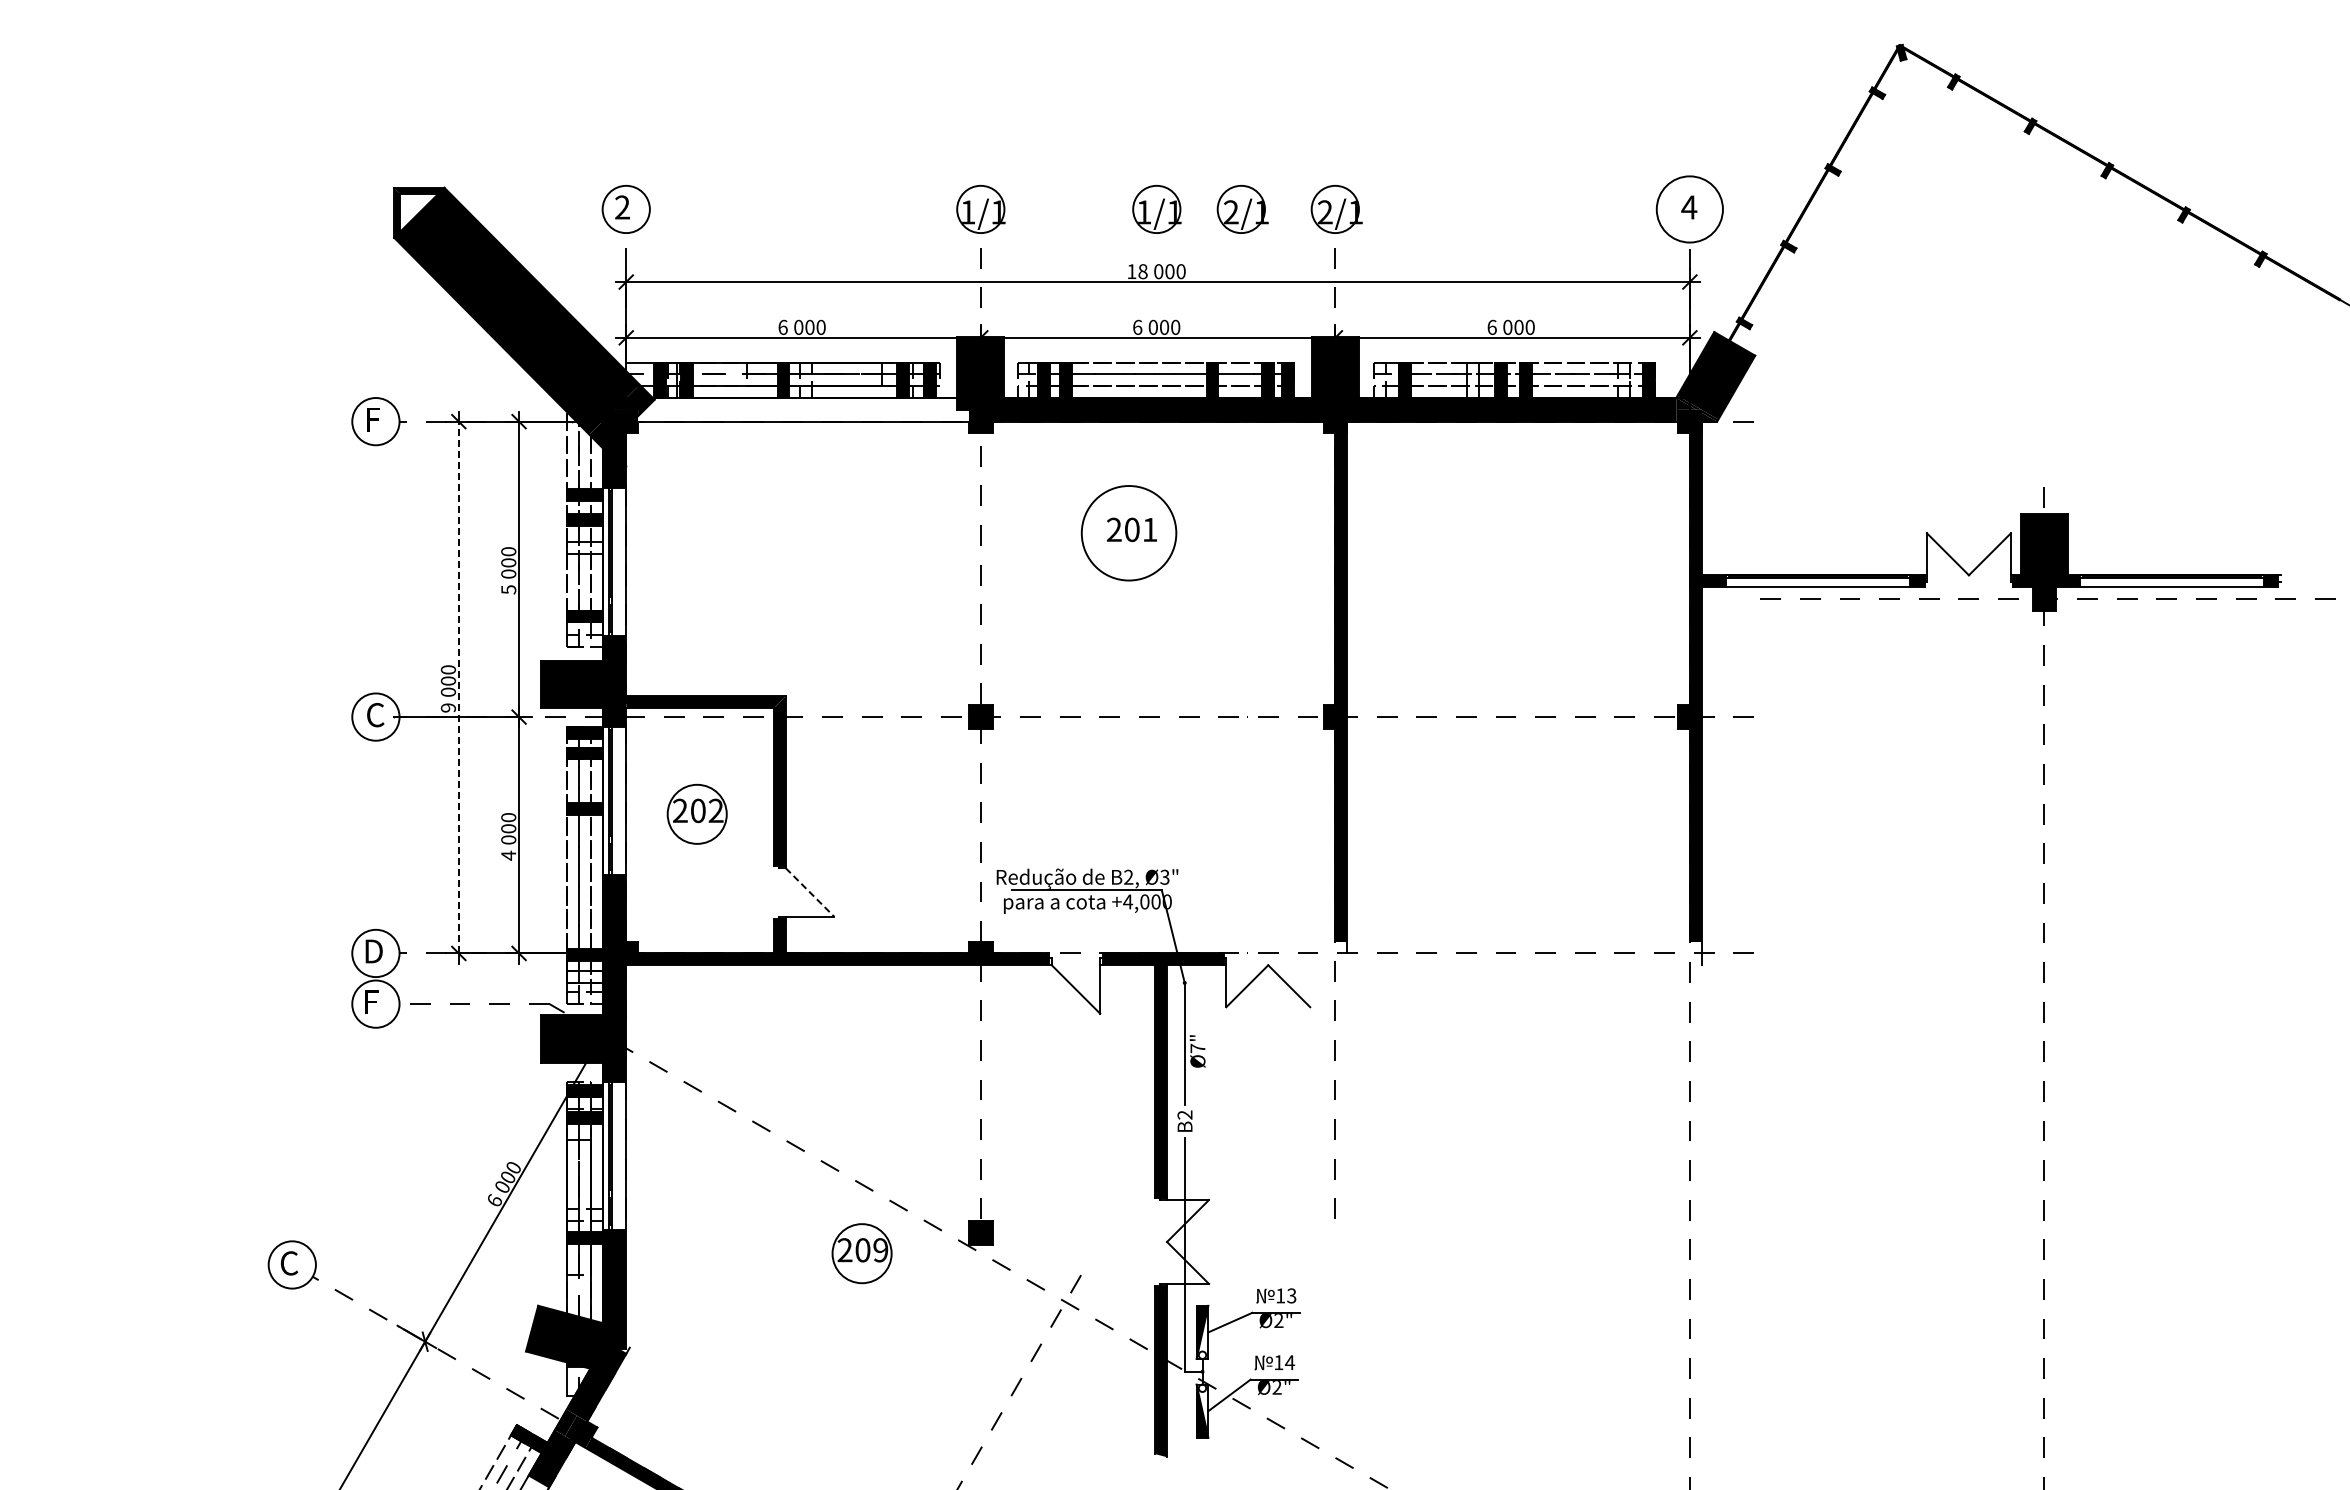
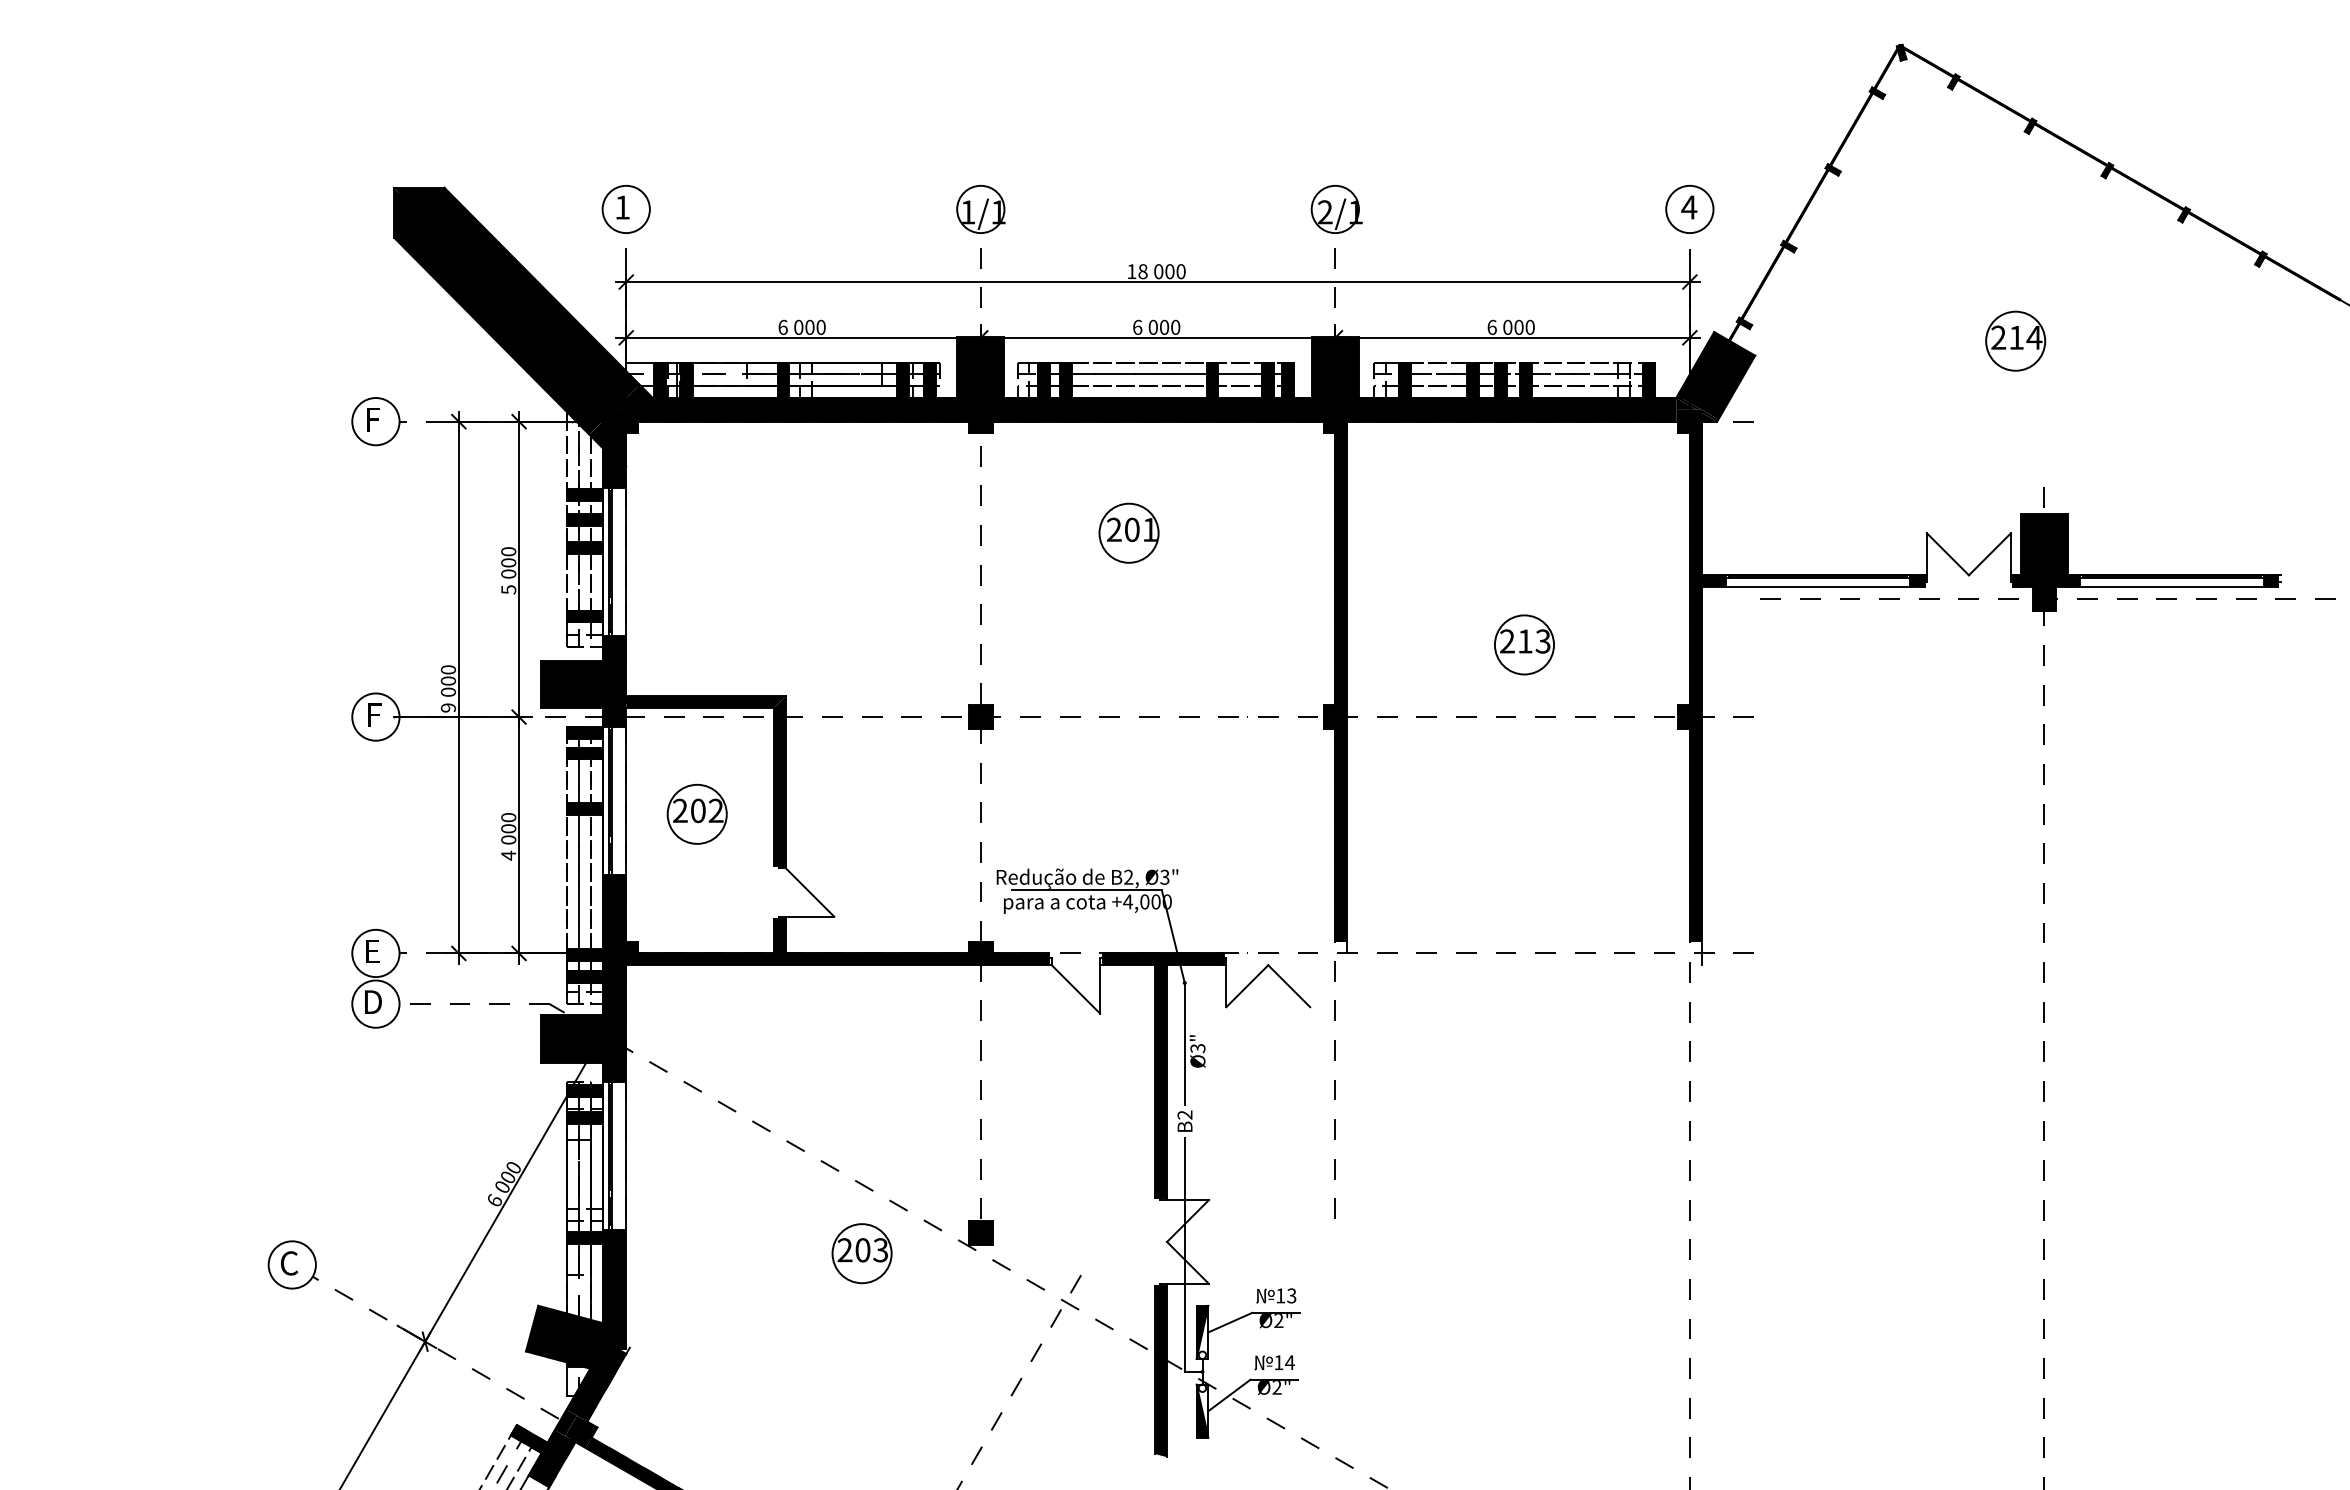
text: 2 -> 1 (622, 207)
part: present -> none (1156, 208)
part: present -> none (1242, 208)
circle diameter: 66 px -> 47 px (1689, 209)
fill: none -> present (419, 212)
part: none -> present (2015, 340)
fill: none -> present (1472, 380)
fill: none -> present (803, 409)
circle diameter: 95 px -> 59 px (1128, 532)
fill: none -> present (584, 548)
part: none -> present (1524, 644)
line: dashed -> solid (458, 687)
text: C -> F (375, 715)
line: dashed -> solid (810, 892)
text: D -> E (373, 951)
fill: none -> present (584, 977)
text: F -> D (373, 1001)
text: Ø7" -> Ø3" (1197, 1048)
text: 209 -> 203 (880, 1250)
